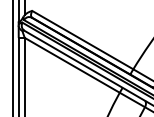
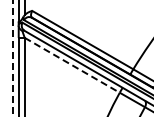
line: solid -> dashed (12, 59)
line: solid -> dashed (72, 65)
